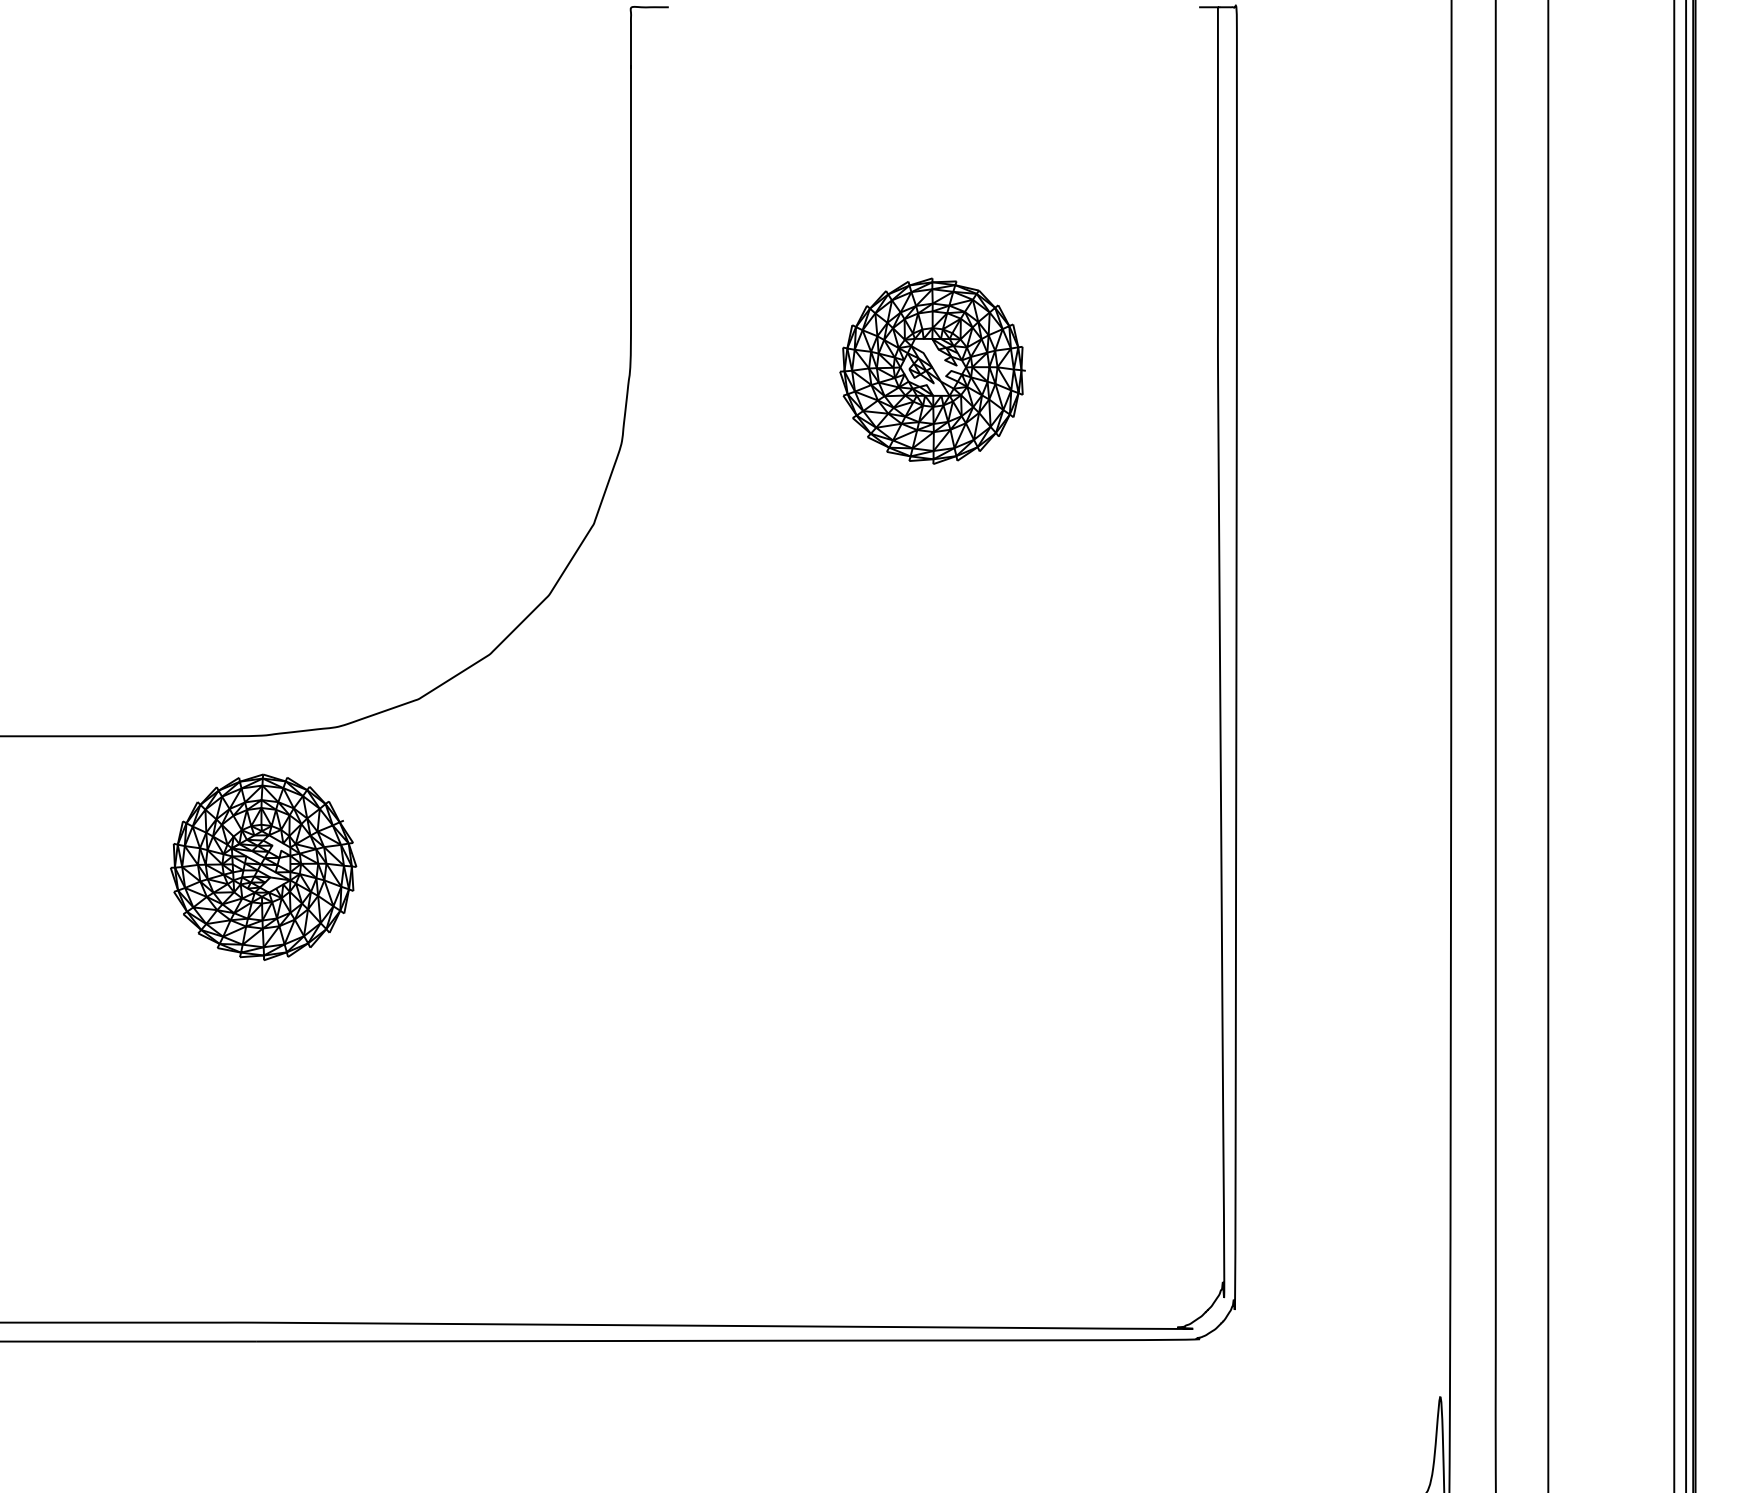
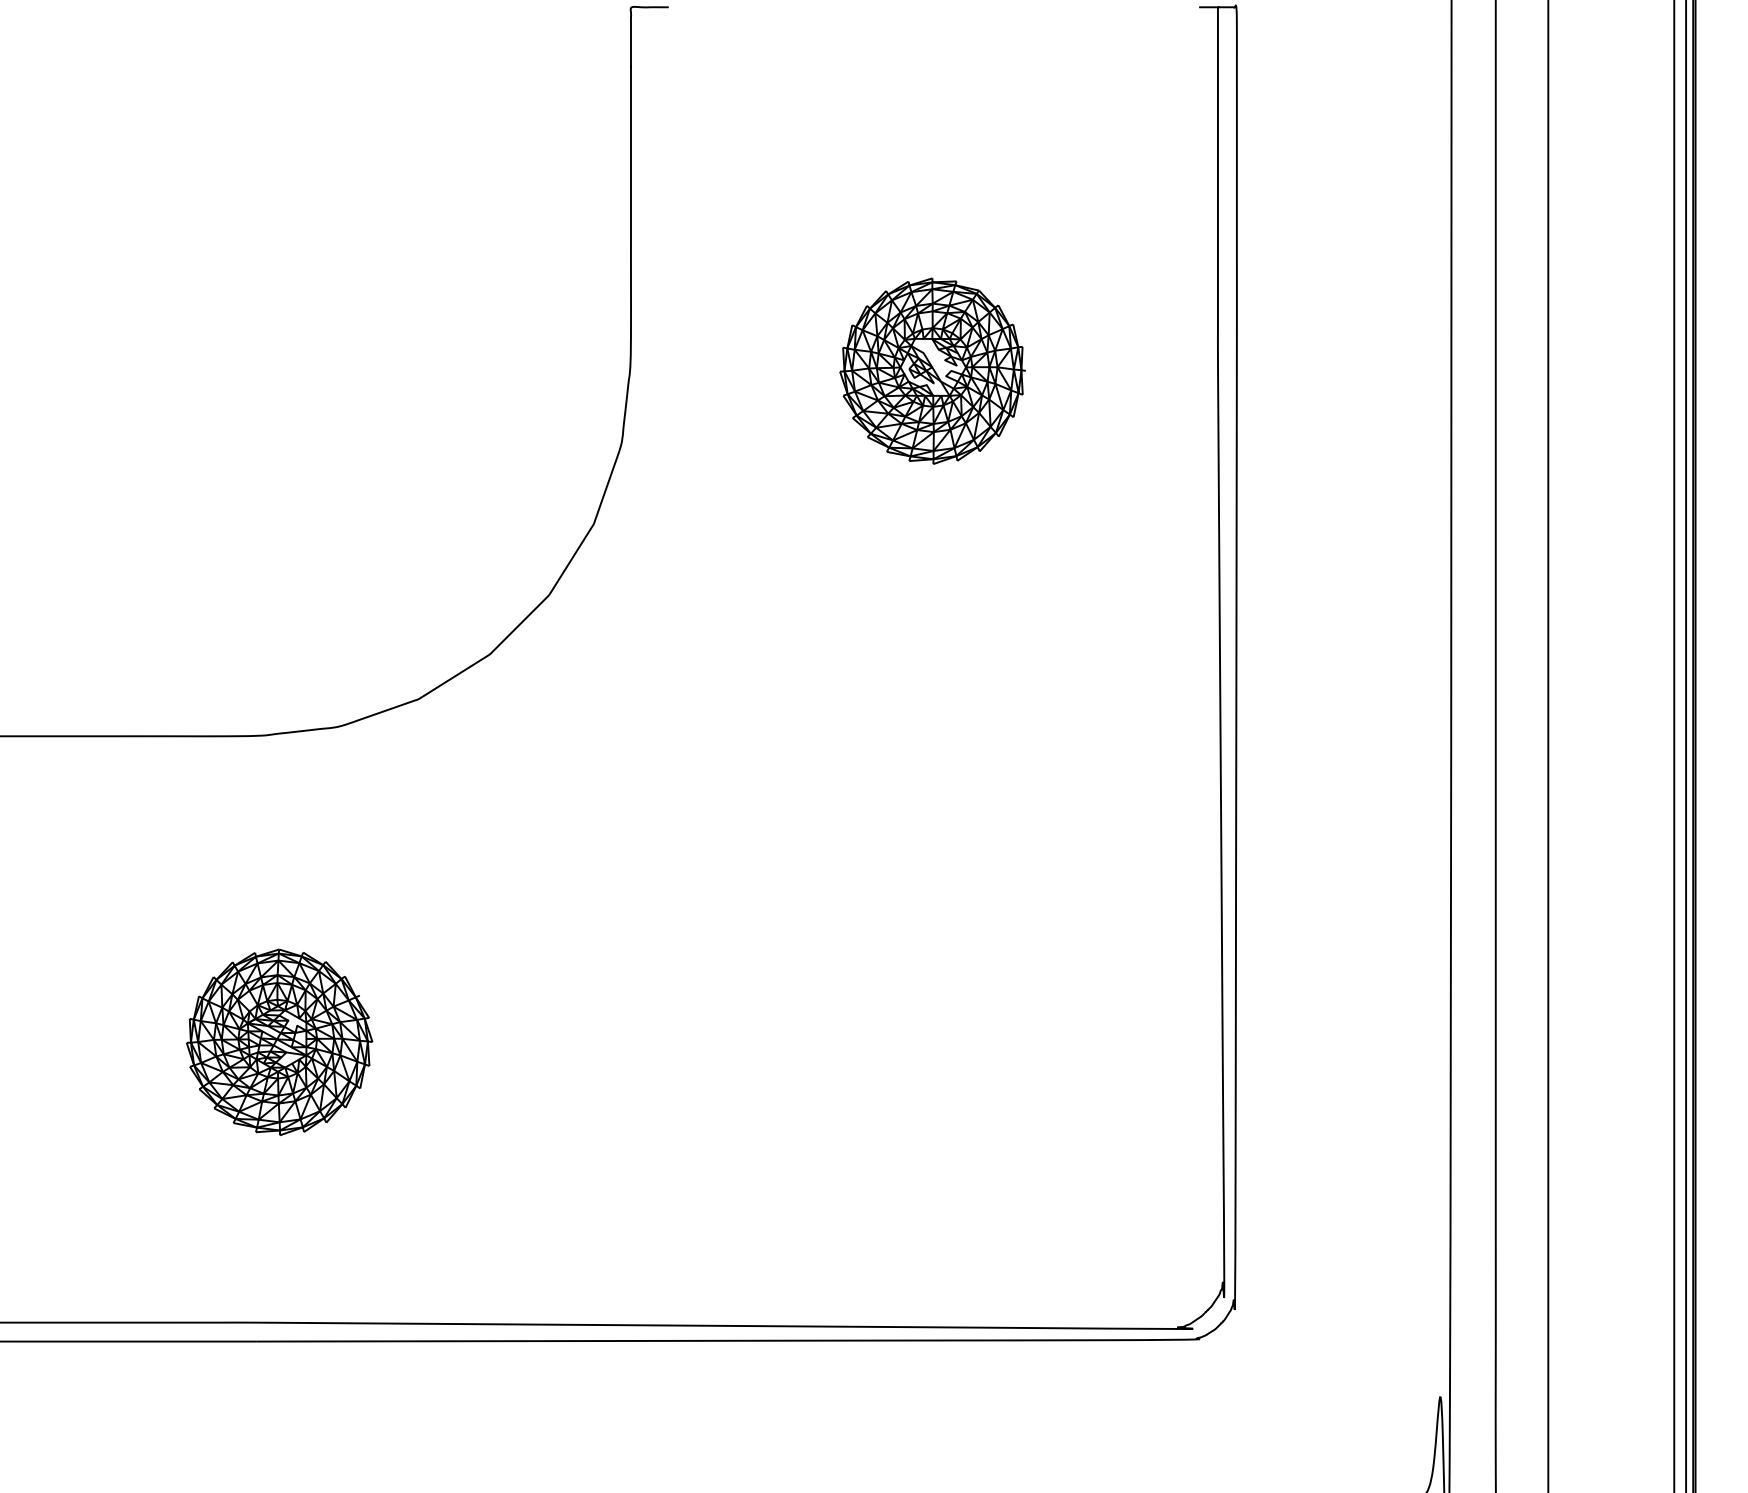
part position: (263, 866) -> (279, 1041) (279, 1041)
